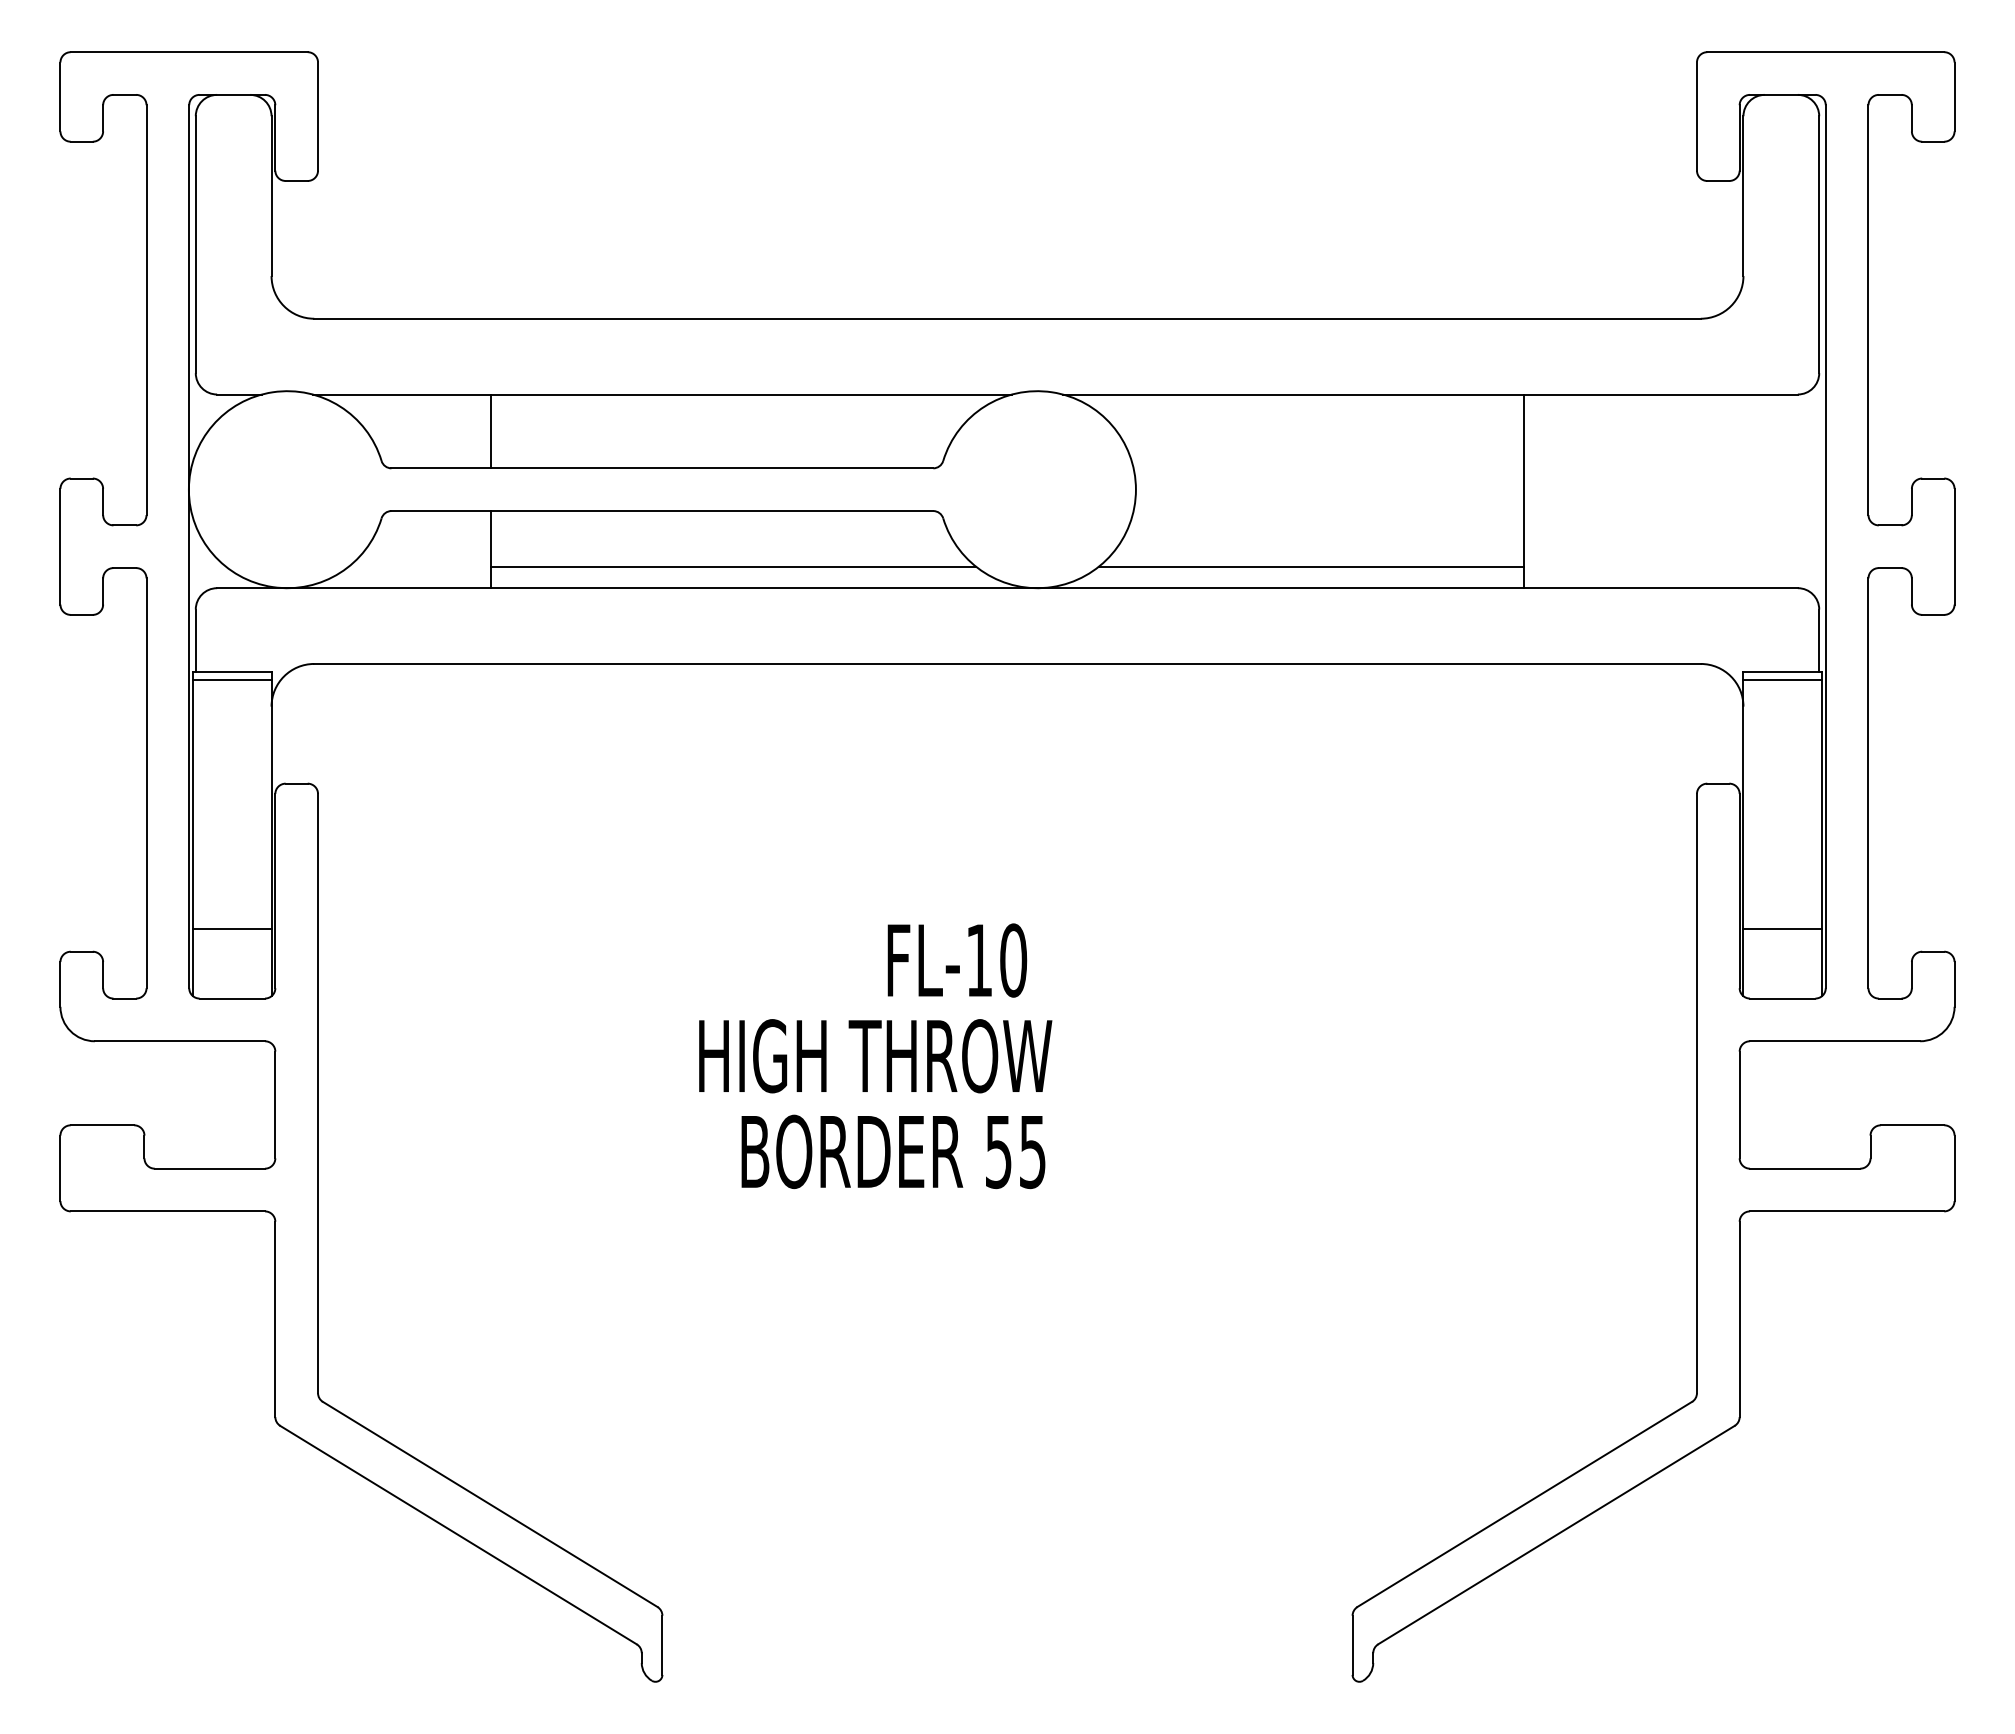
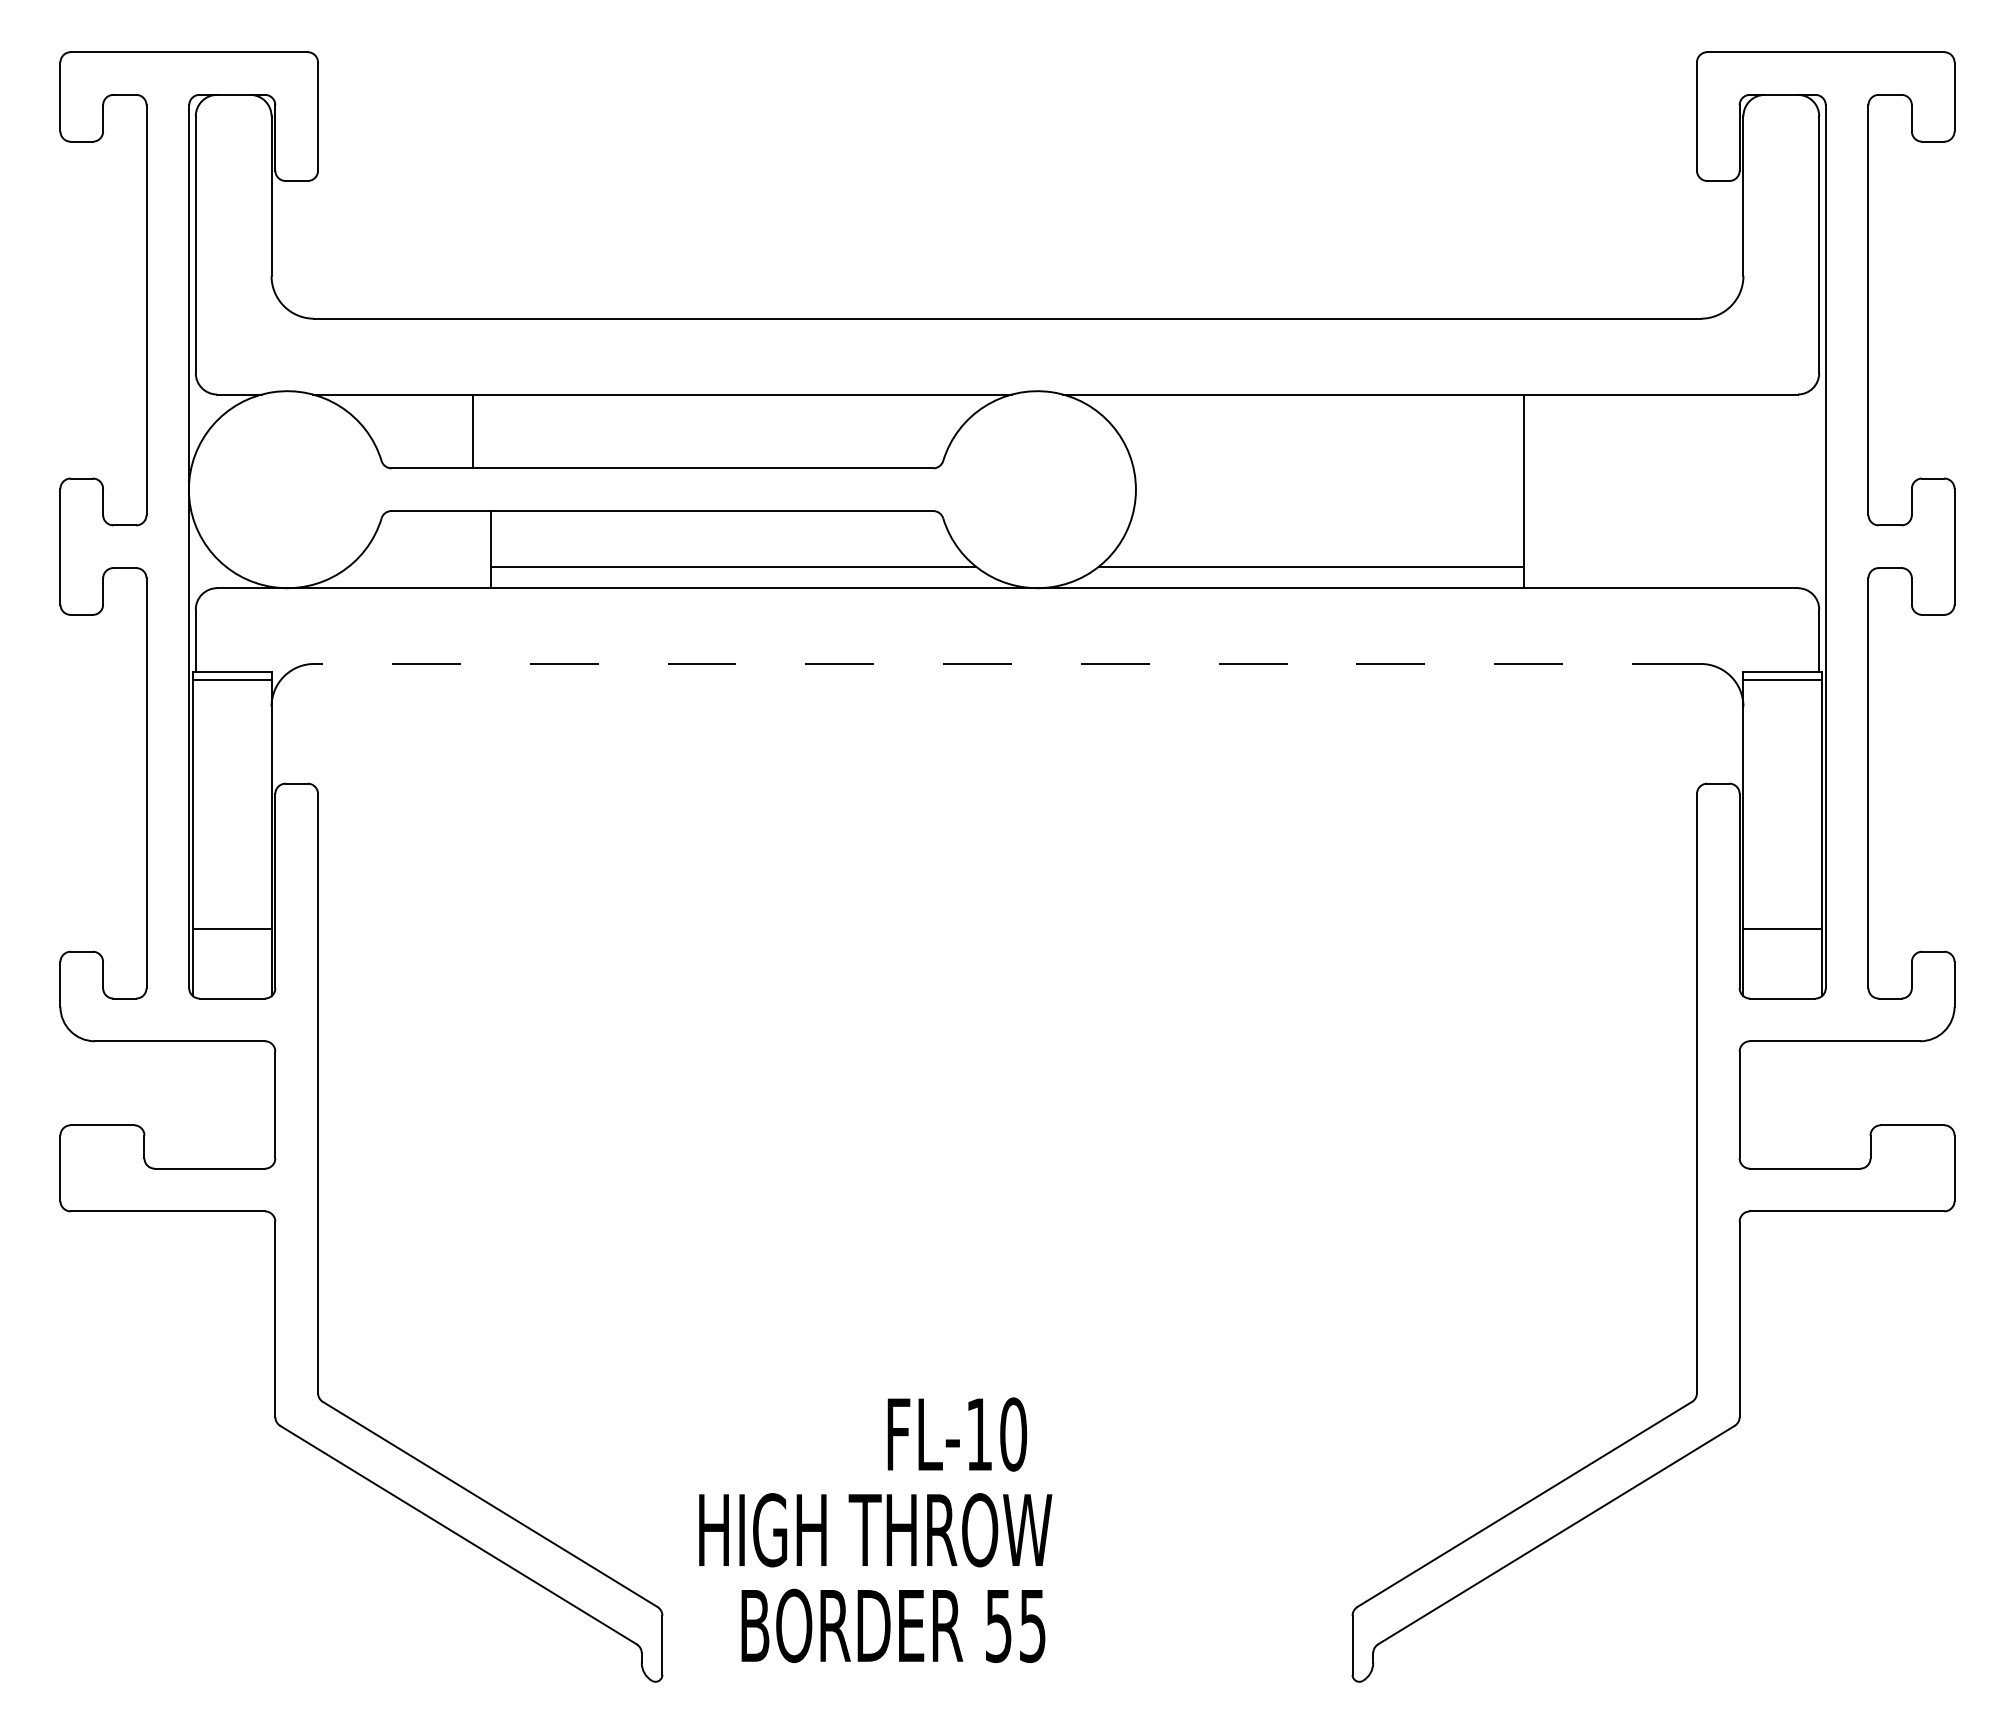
line position: (490, 431) -> (472, 431) (472, 431)
line: solid -> dashed (1007, 663)
text position: (875, 1056) -> (875, 1530) (875, 1530)
